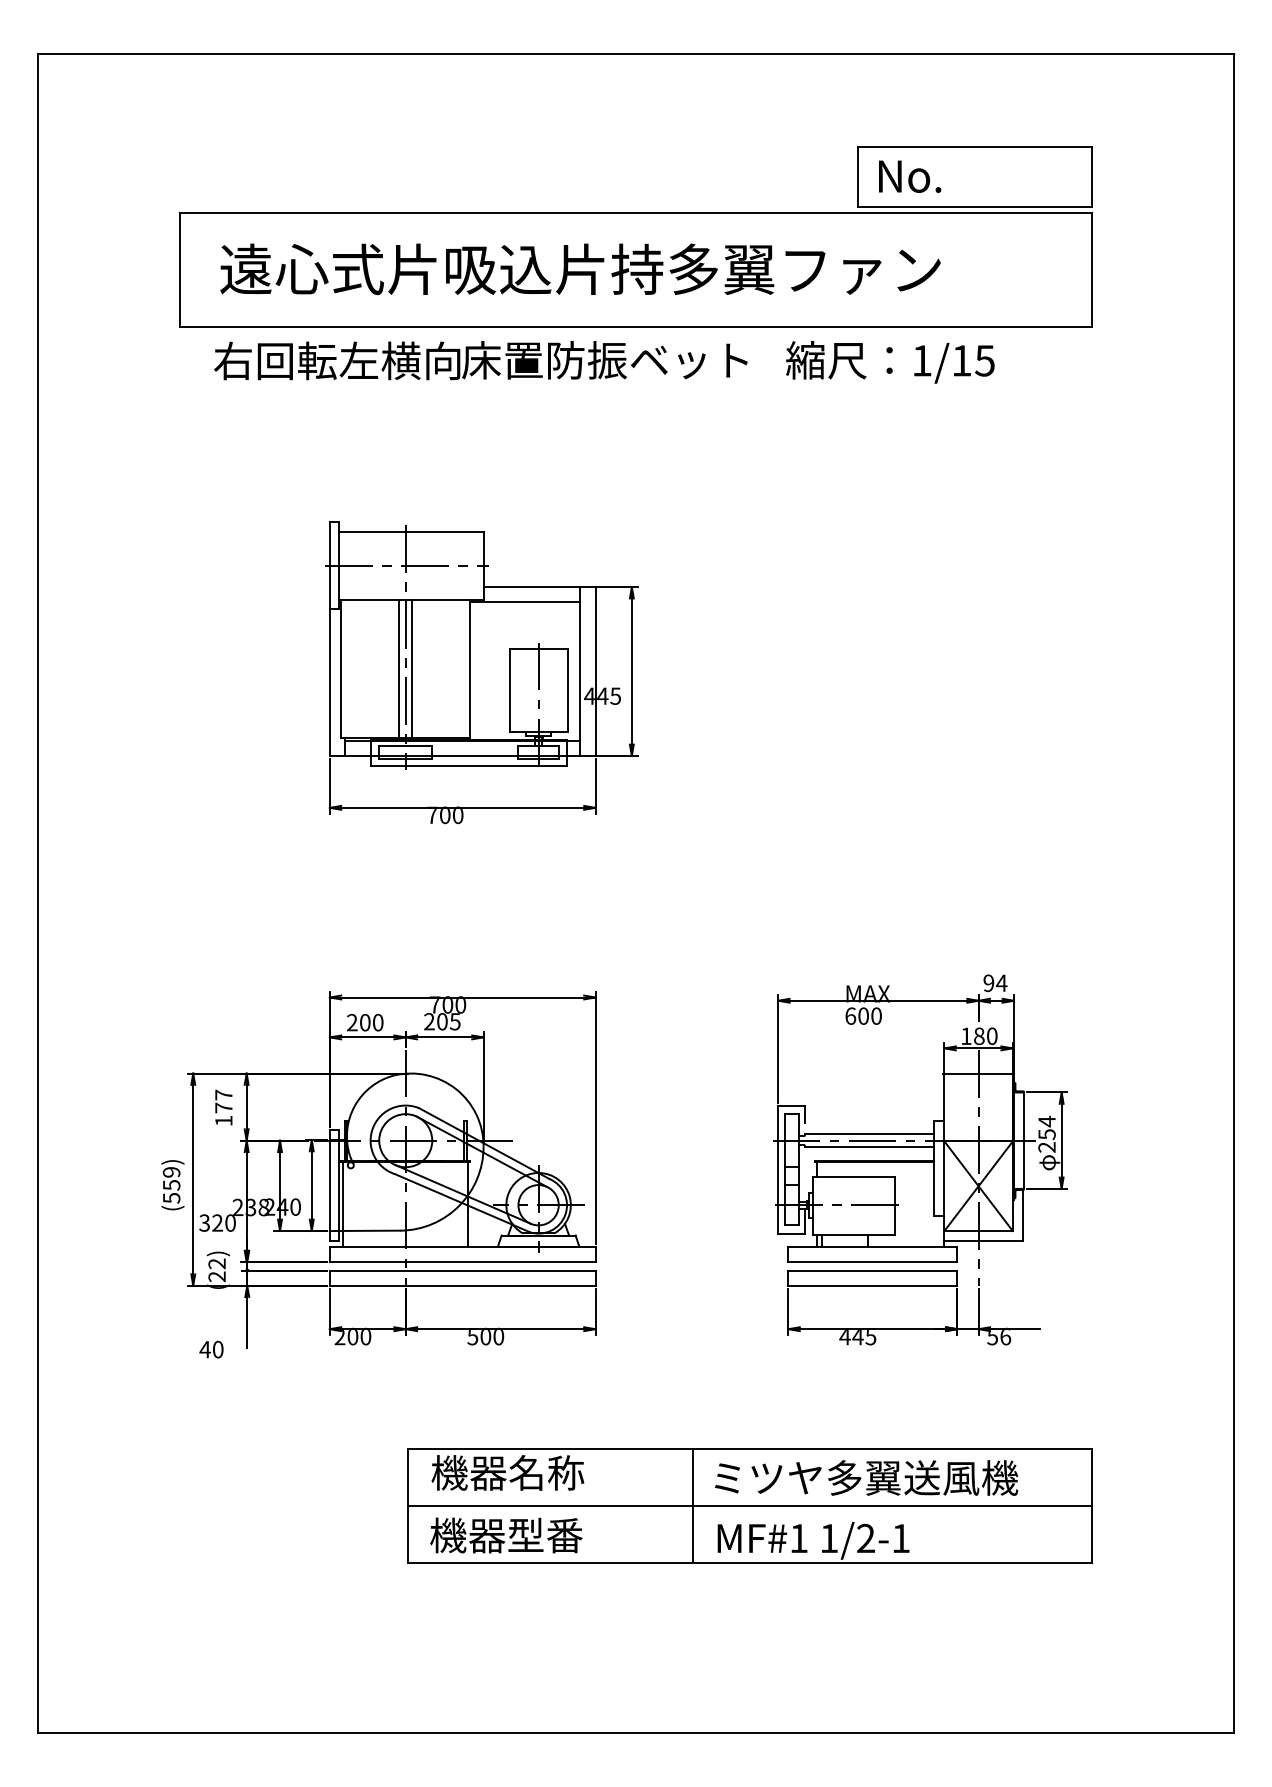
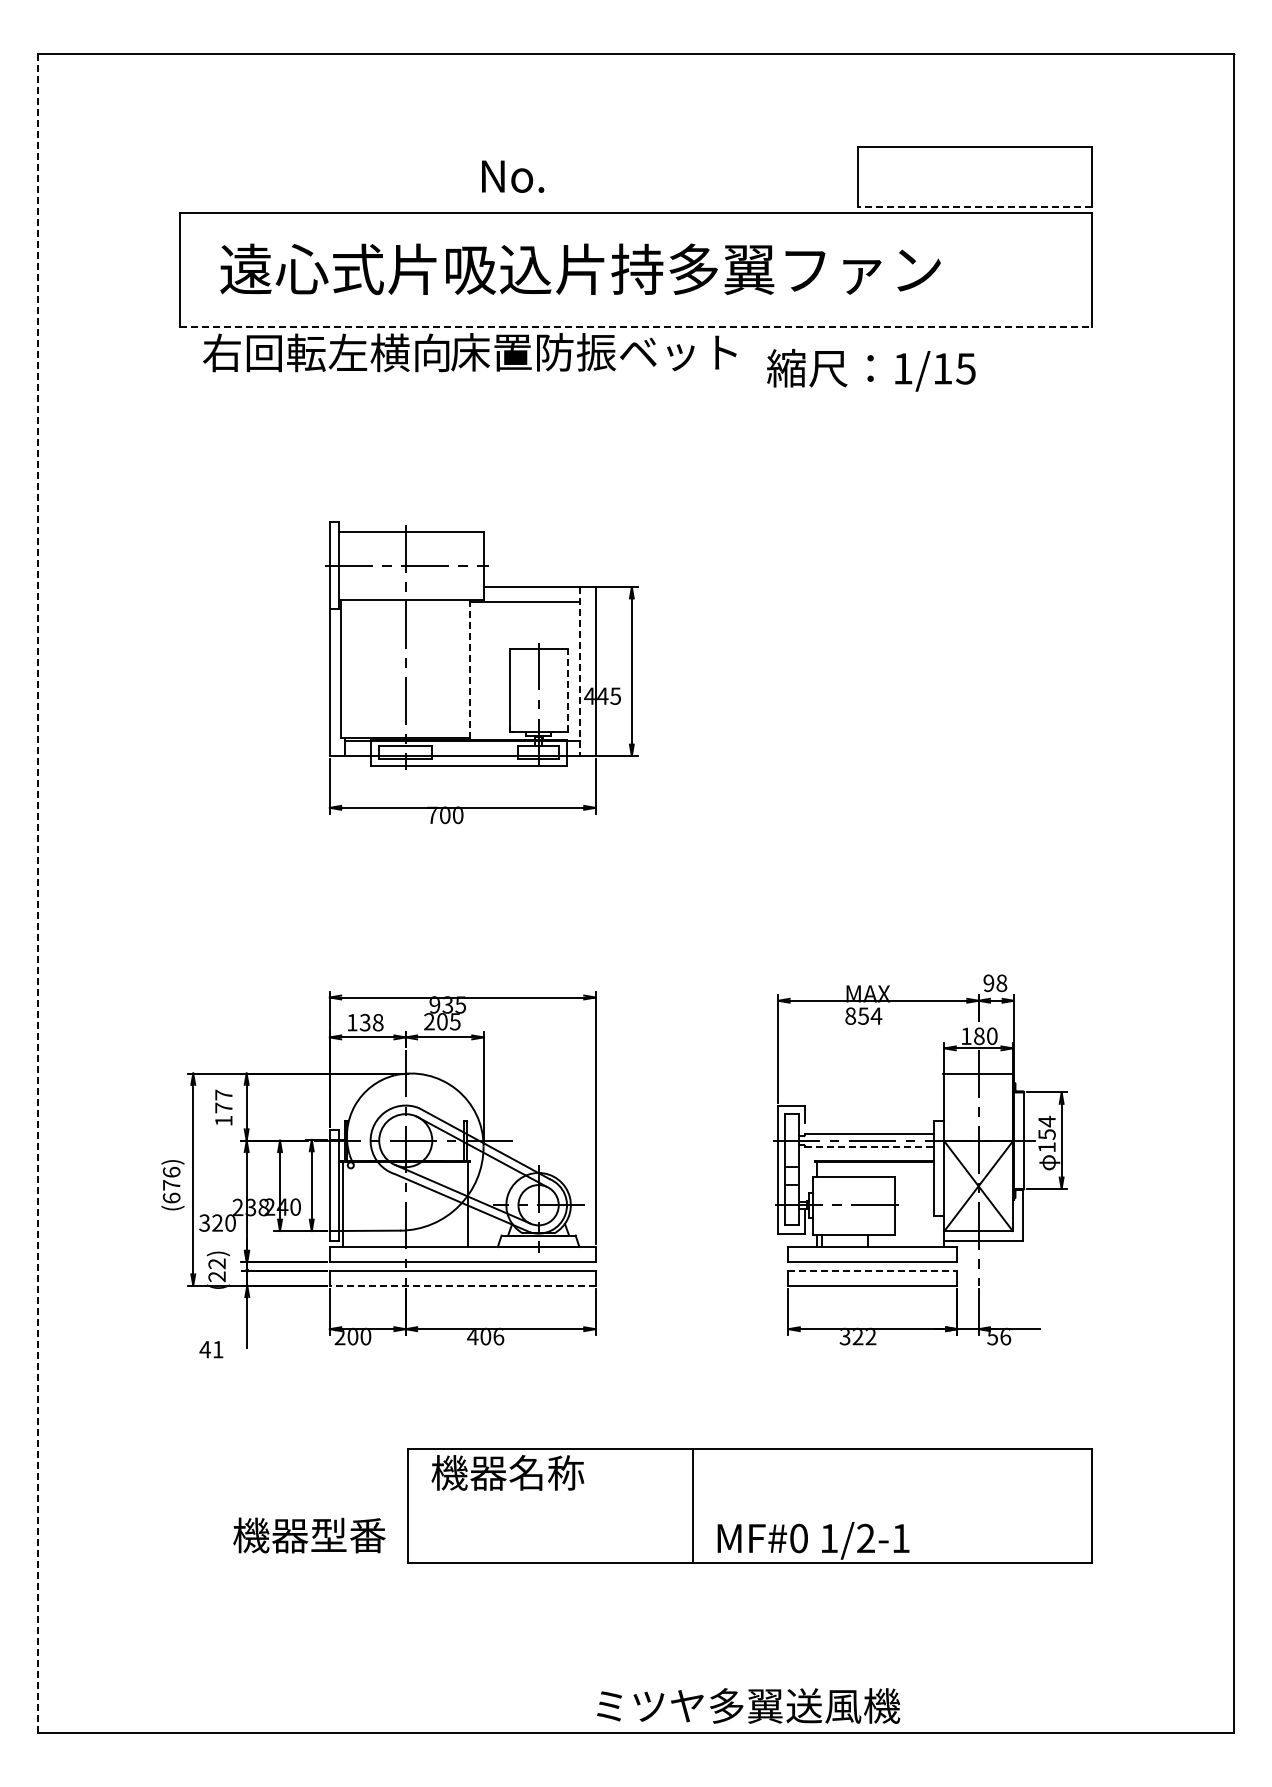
text position: (910, 176) -> (513, 176) (513, 176)
line: solid -> dashed (974, 206)
line: solid -> dashed (636, 327)
text position: (480, 360) -> (469, 352) (469, 352)
text position: (890, 362) -> (871, 370) (871, 370)
line: present -> none (399, 668)
line: present -> none (412, 668)
line: solid -> dashed (470, 668)
line: solid -> dashed (580, 672)
line: solid -> dashed (568, 689)
line: solid -> dashed (38, 893)
text: 94 -> 98 (1001, 983)
text: 700 -> 935 (447, 1004)
text: 600 -> 854 (863, 1015)
text: 200 -> 138 (365, 1022)
line: solid -> dashed (869, 1147)
text: 254 -> 154 (1046, 1147)
text: (559) -> (676) (171, 1184)
line: solid -> dashed (873, 1270)
line: solid -> dashed (462, 1285)
text: 500 -> 406 (485, 1336)
text: 445 -> 322 (857, 1336)
text: 40 -> 41 (218, 1349)
text position: (866, 1477) -> (748, 1705) (748, 1705)
line: present -> none (749, 1505)
text position: (506, 1535) -> (309, 1535) (309, 1535)
text: MF#1 -> MF#0 (798, 1538)
